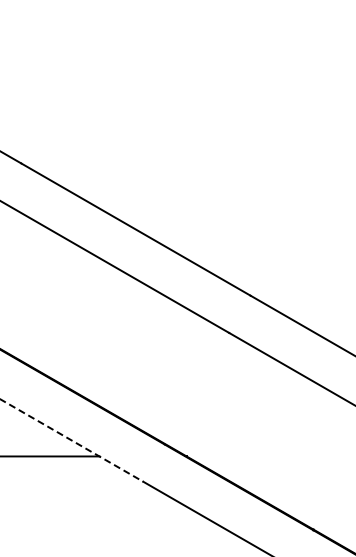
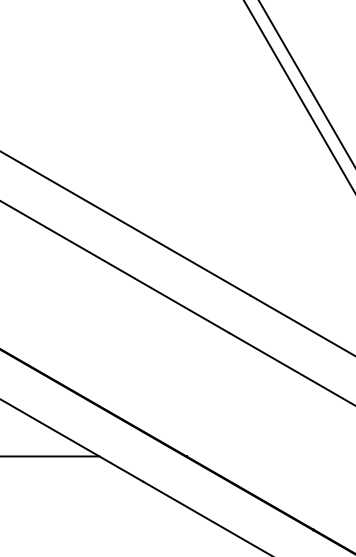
line: none -> present (305, 82)
line: none -> present (298, 95)
line: dashed -> solid (72, 440)
